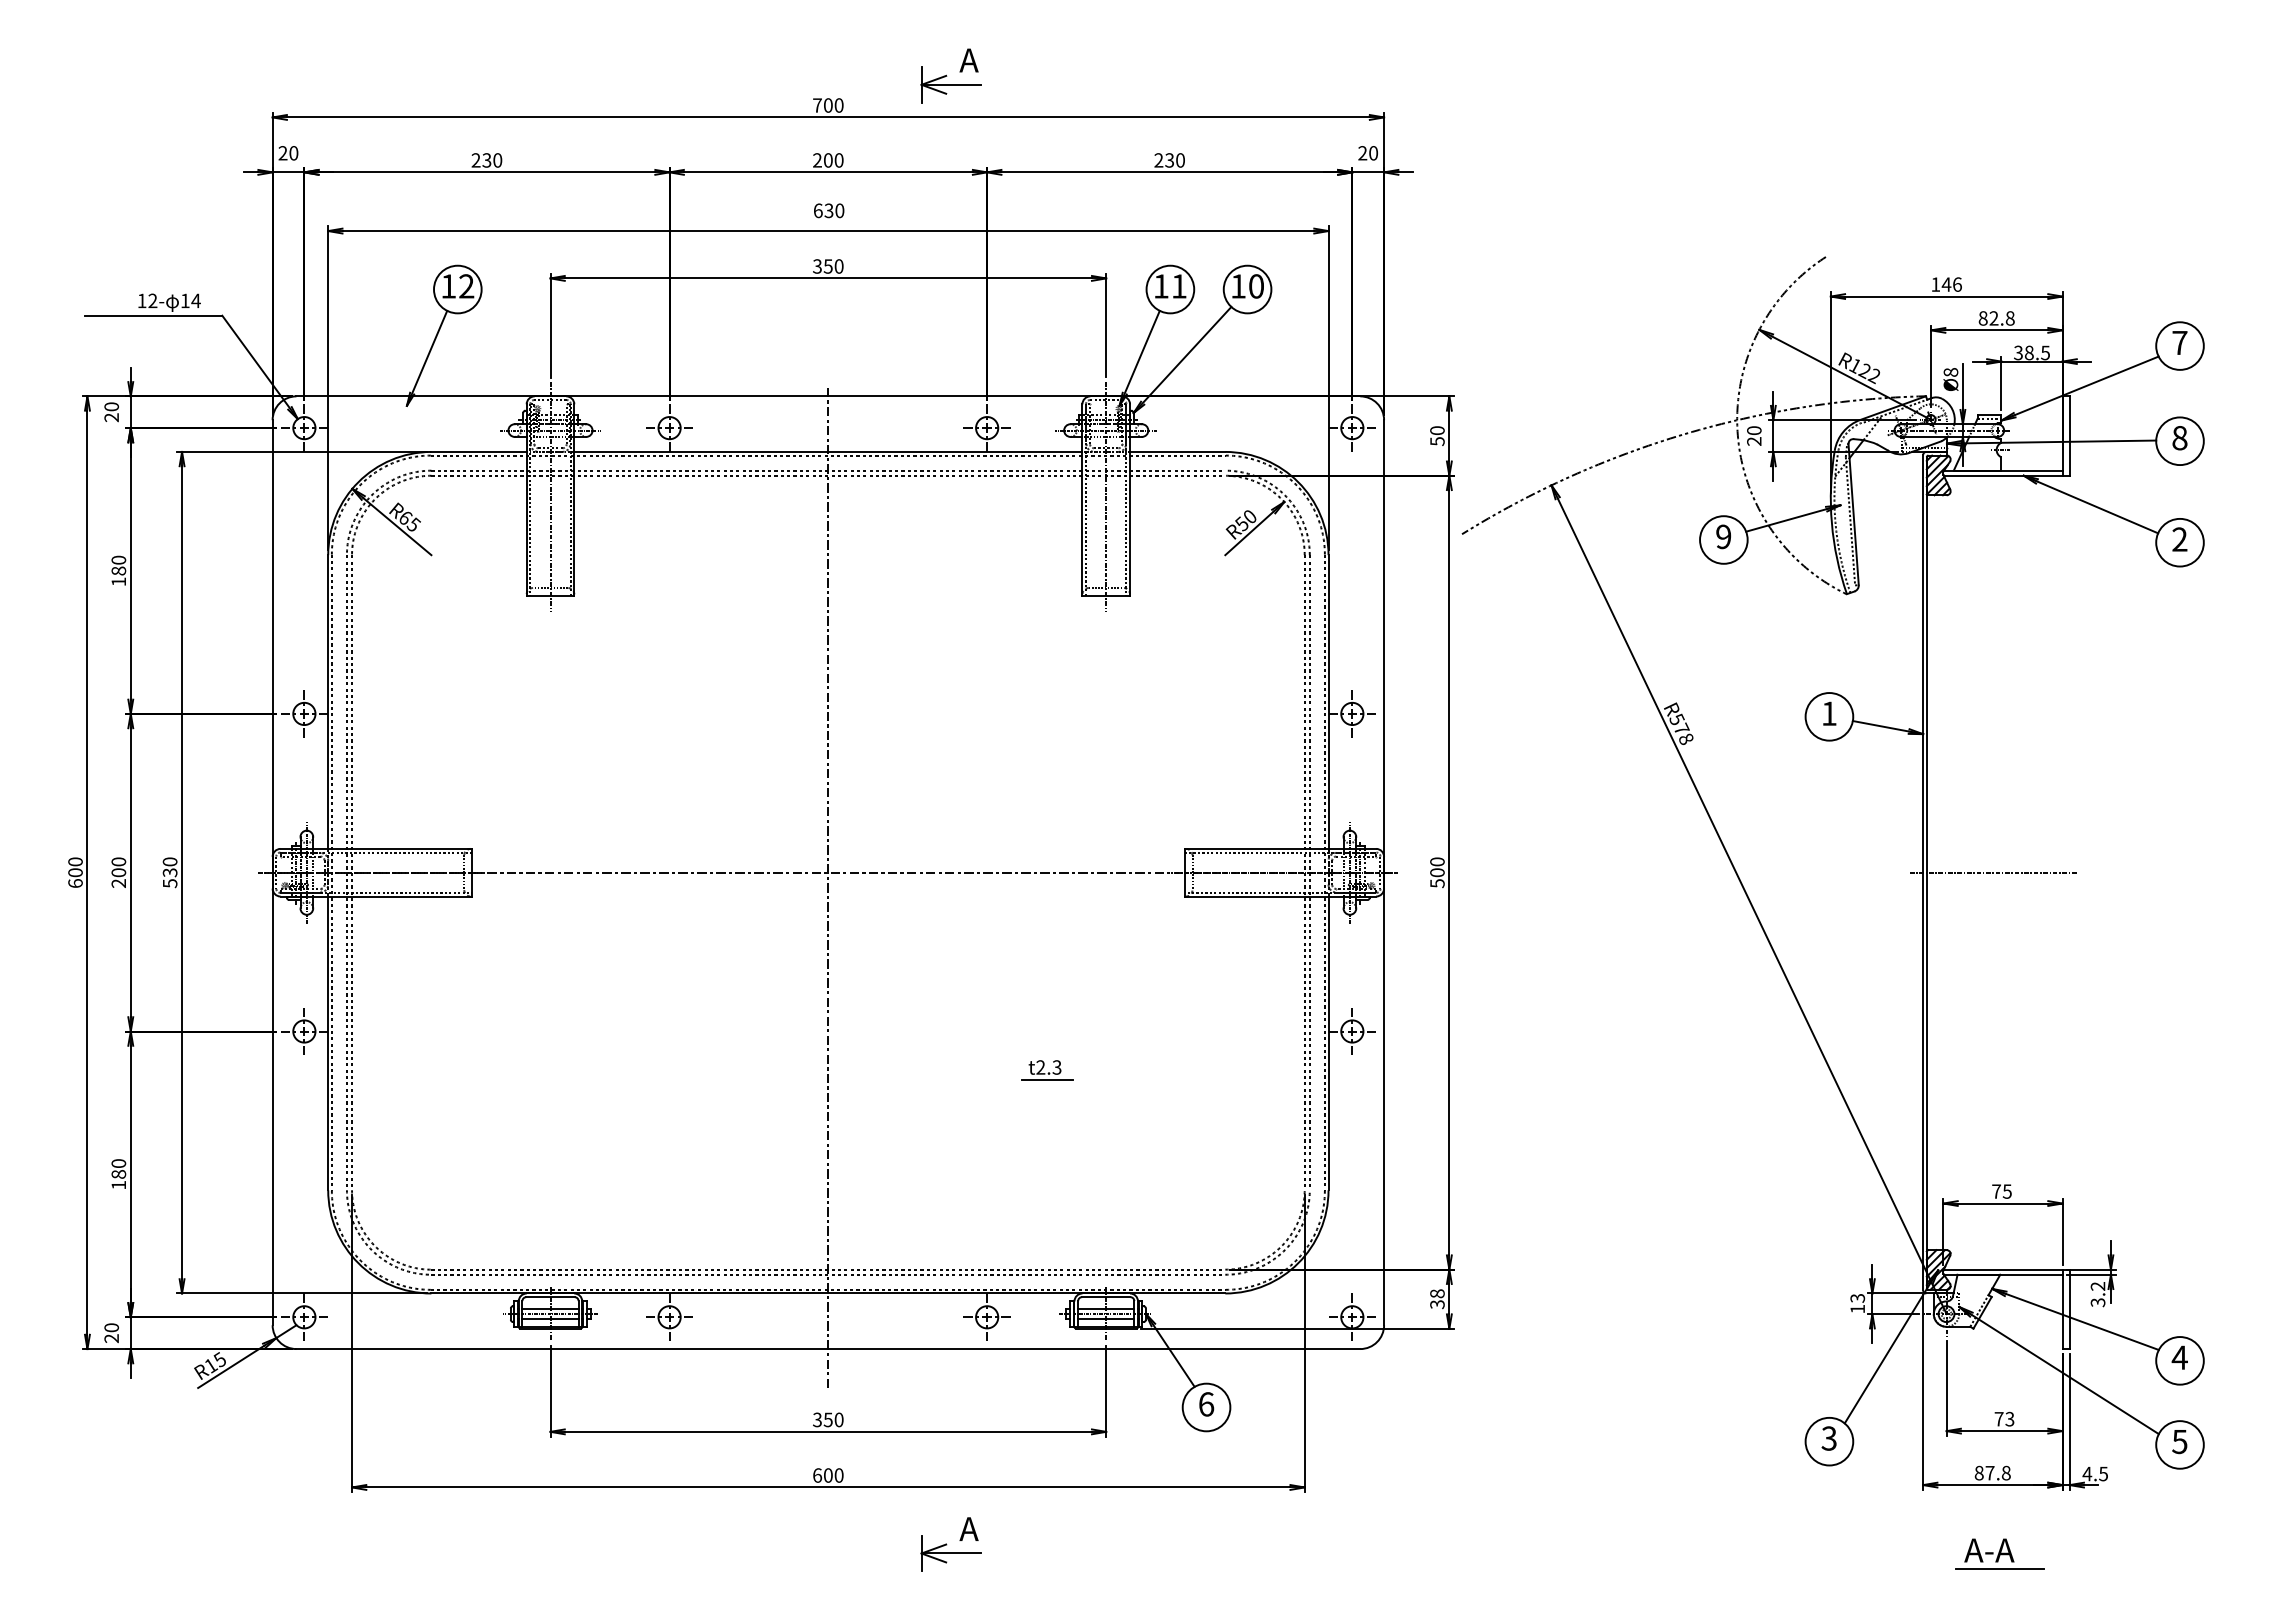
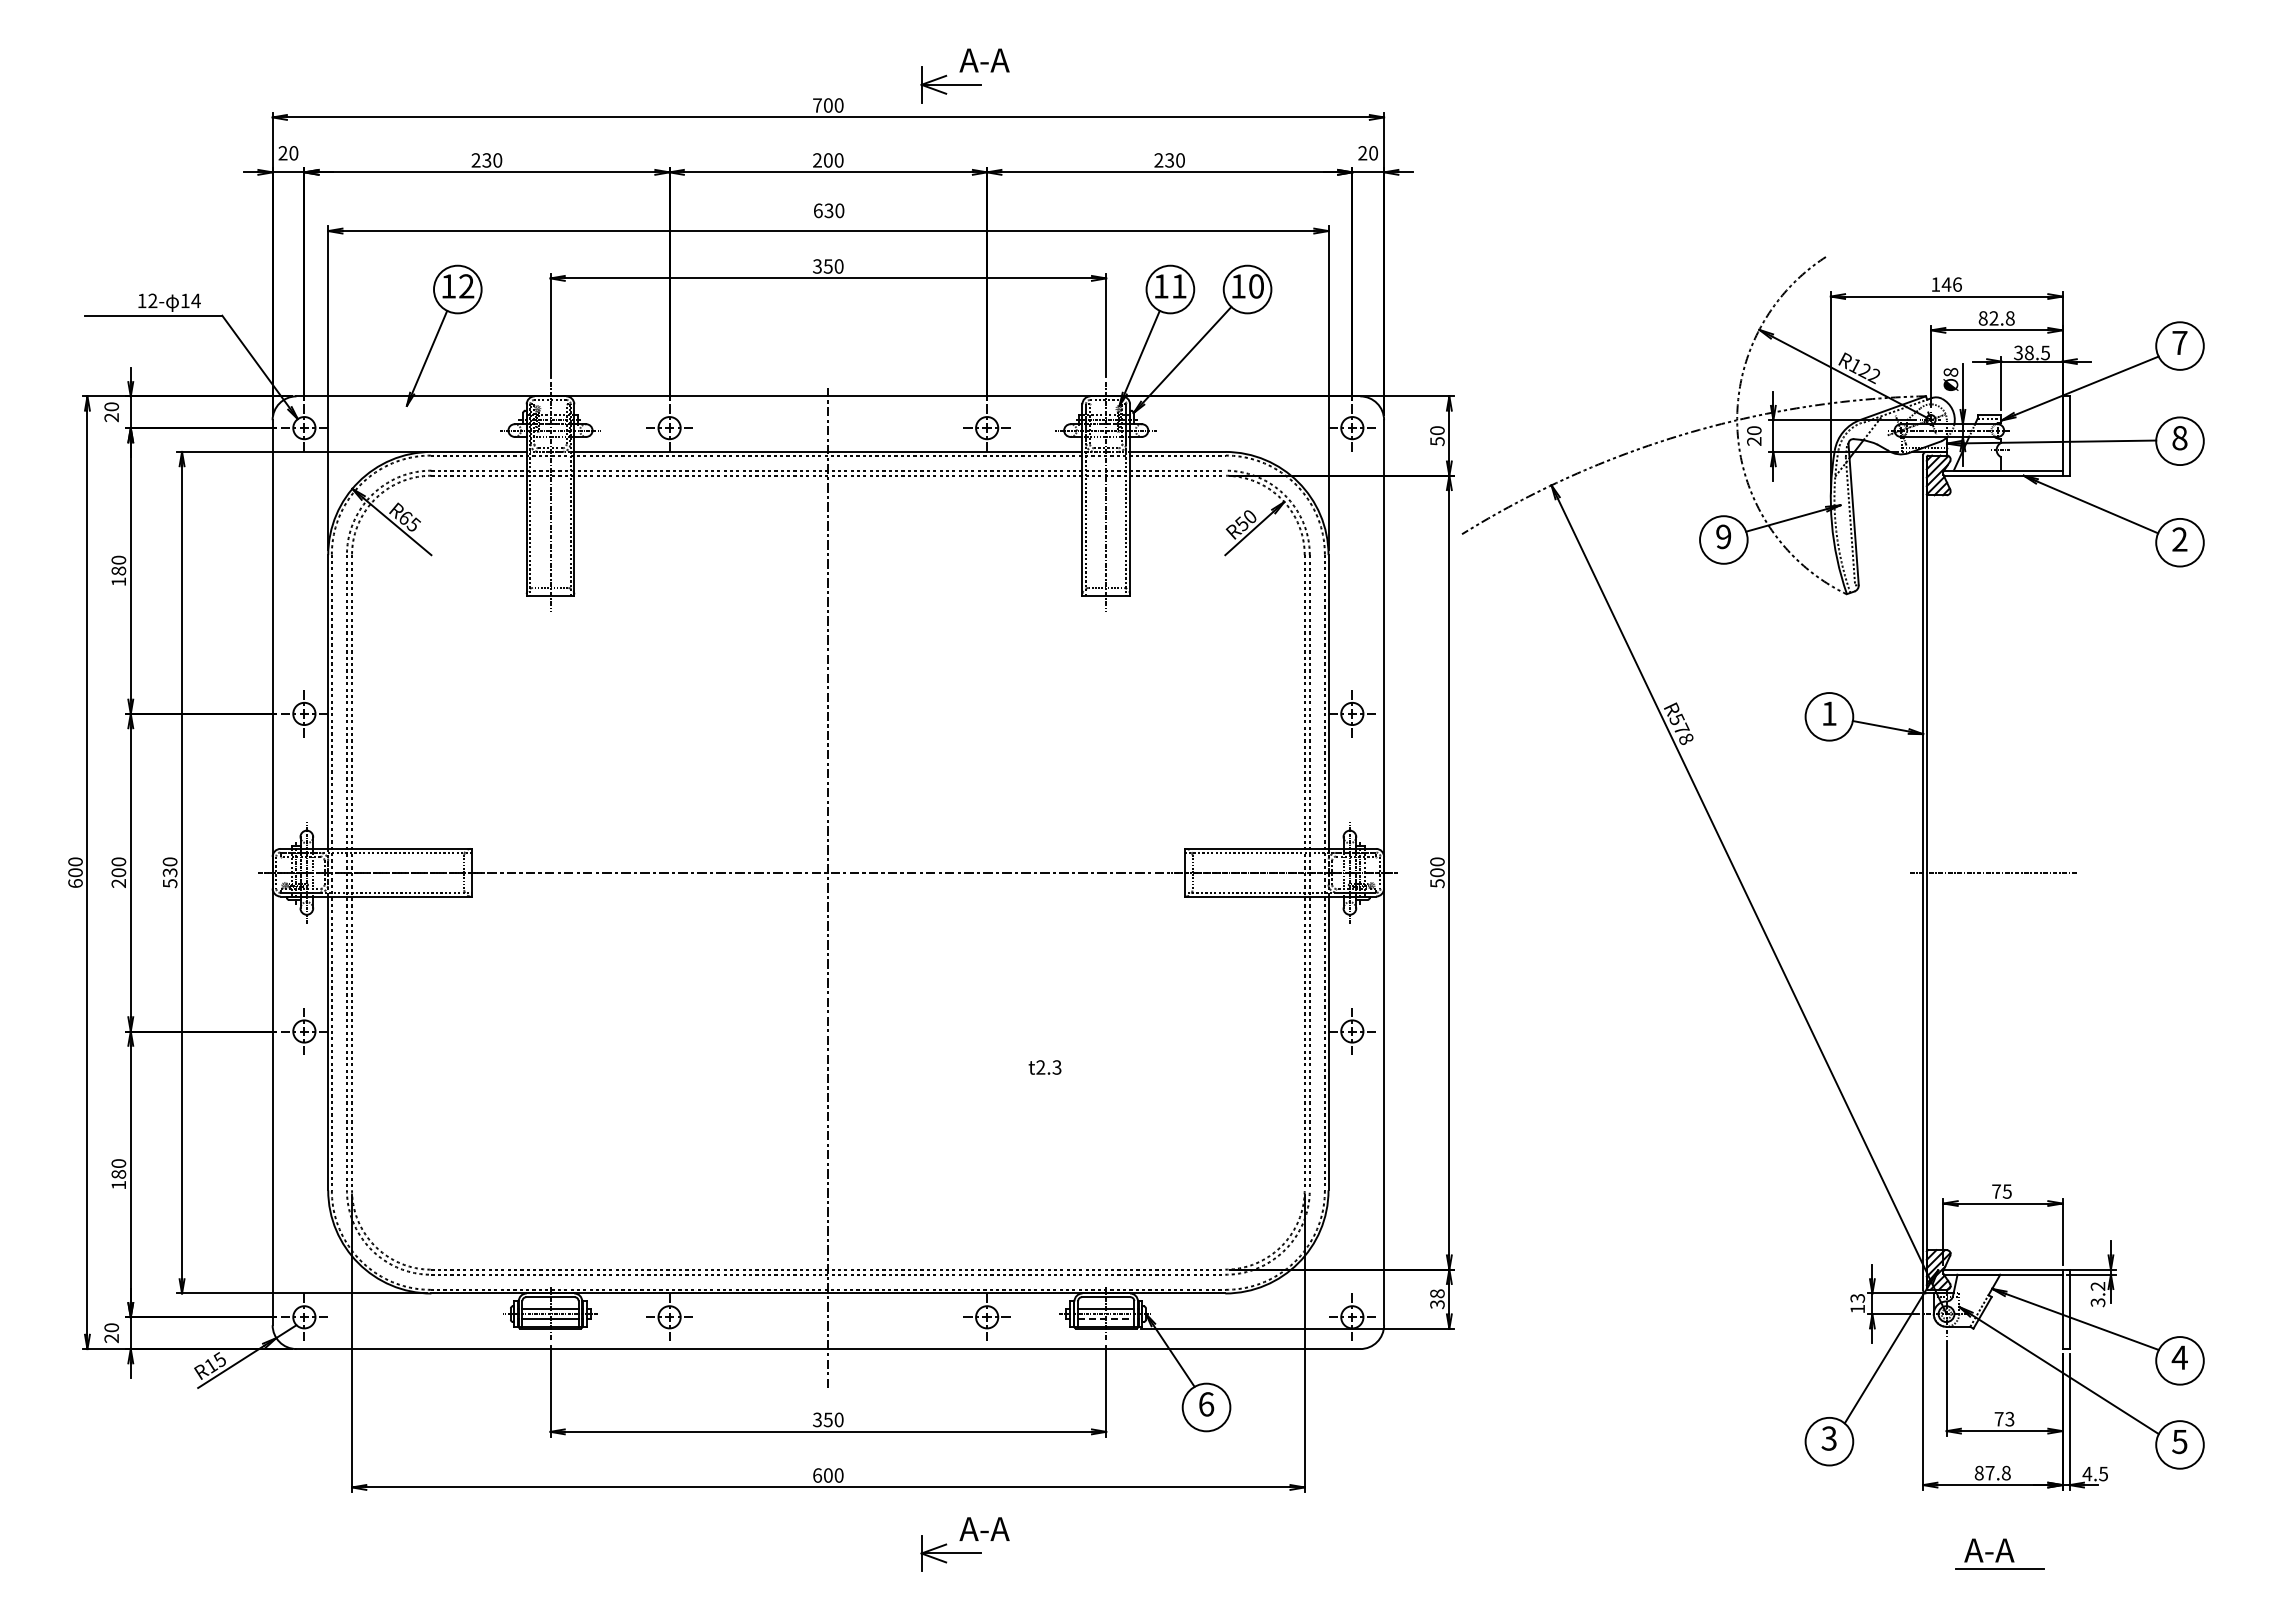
text: A -> A-A (994, 60)
line: present -> none (1047, 1080)
line: solid -> dashed (1106, 1318)
text: A -> A-A (994, 1529)
